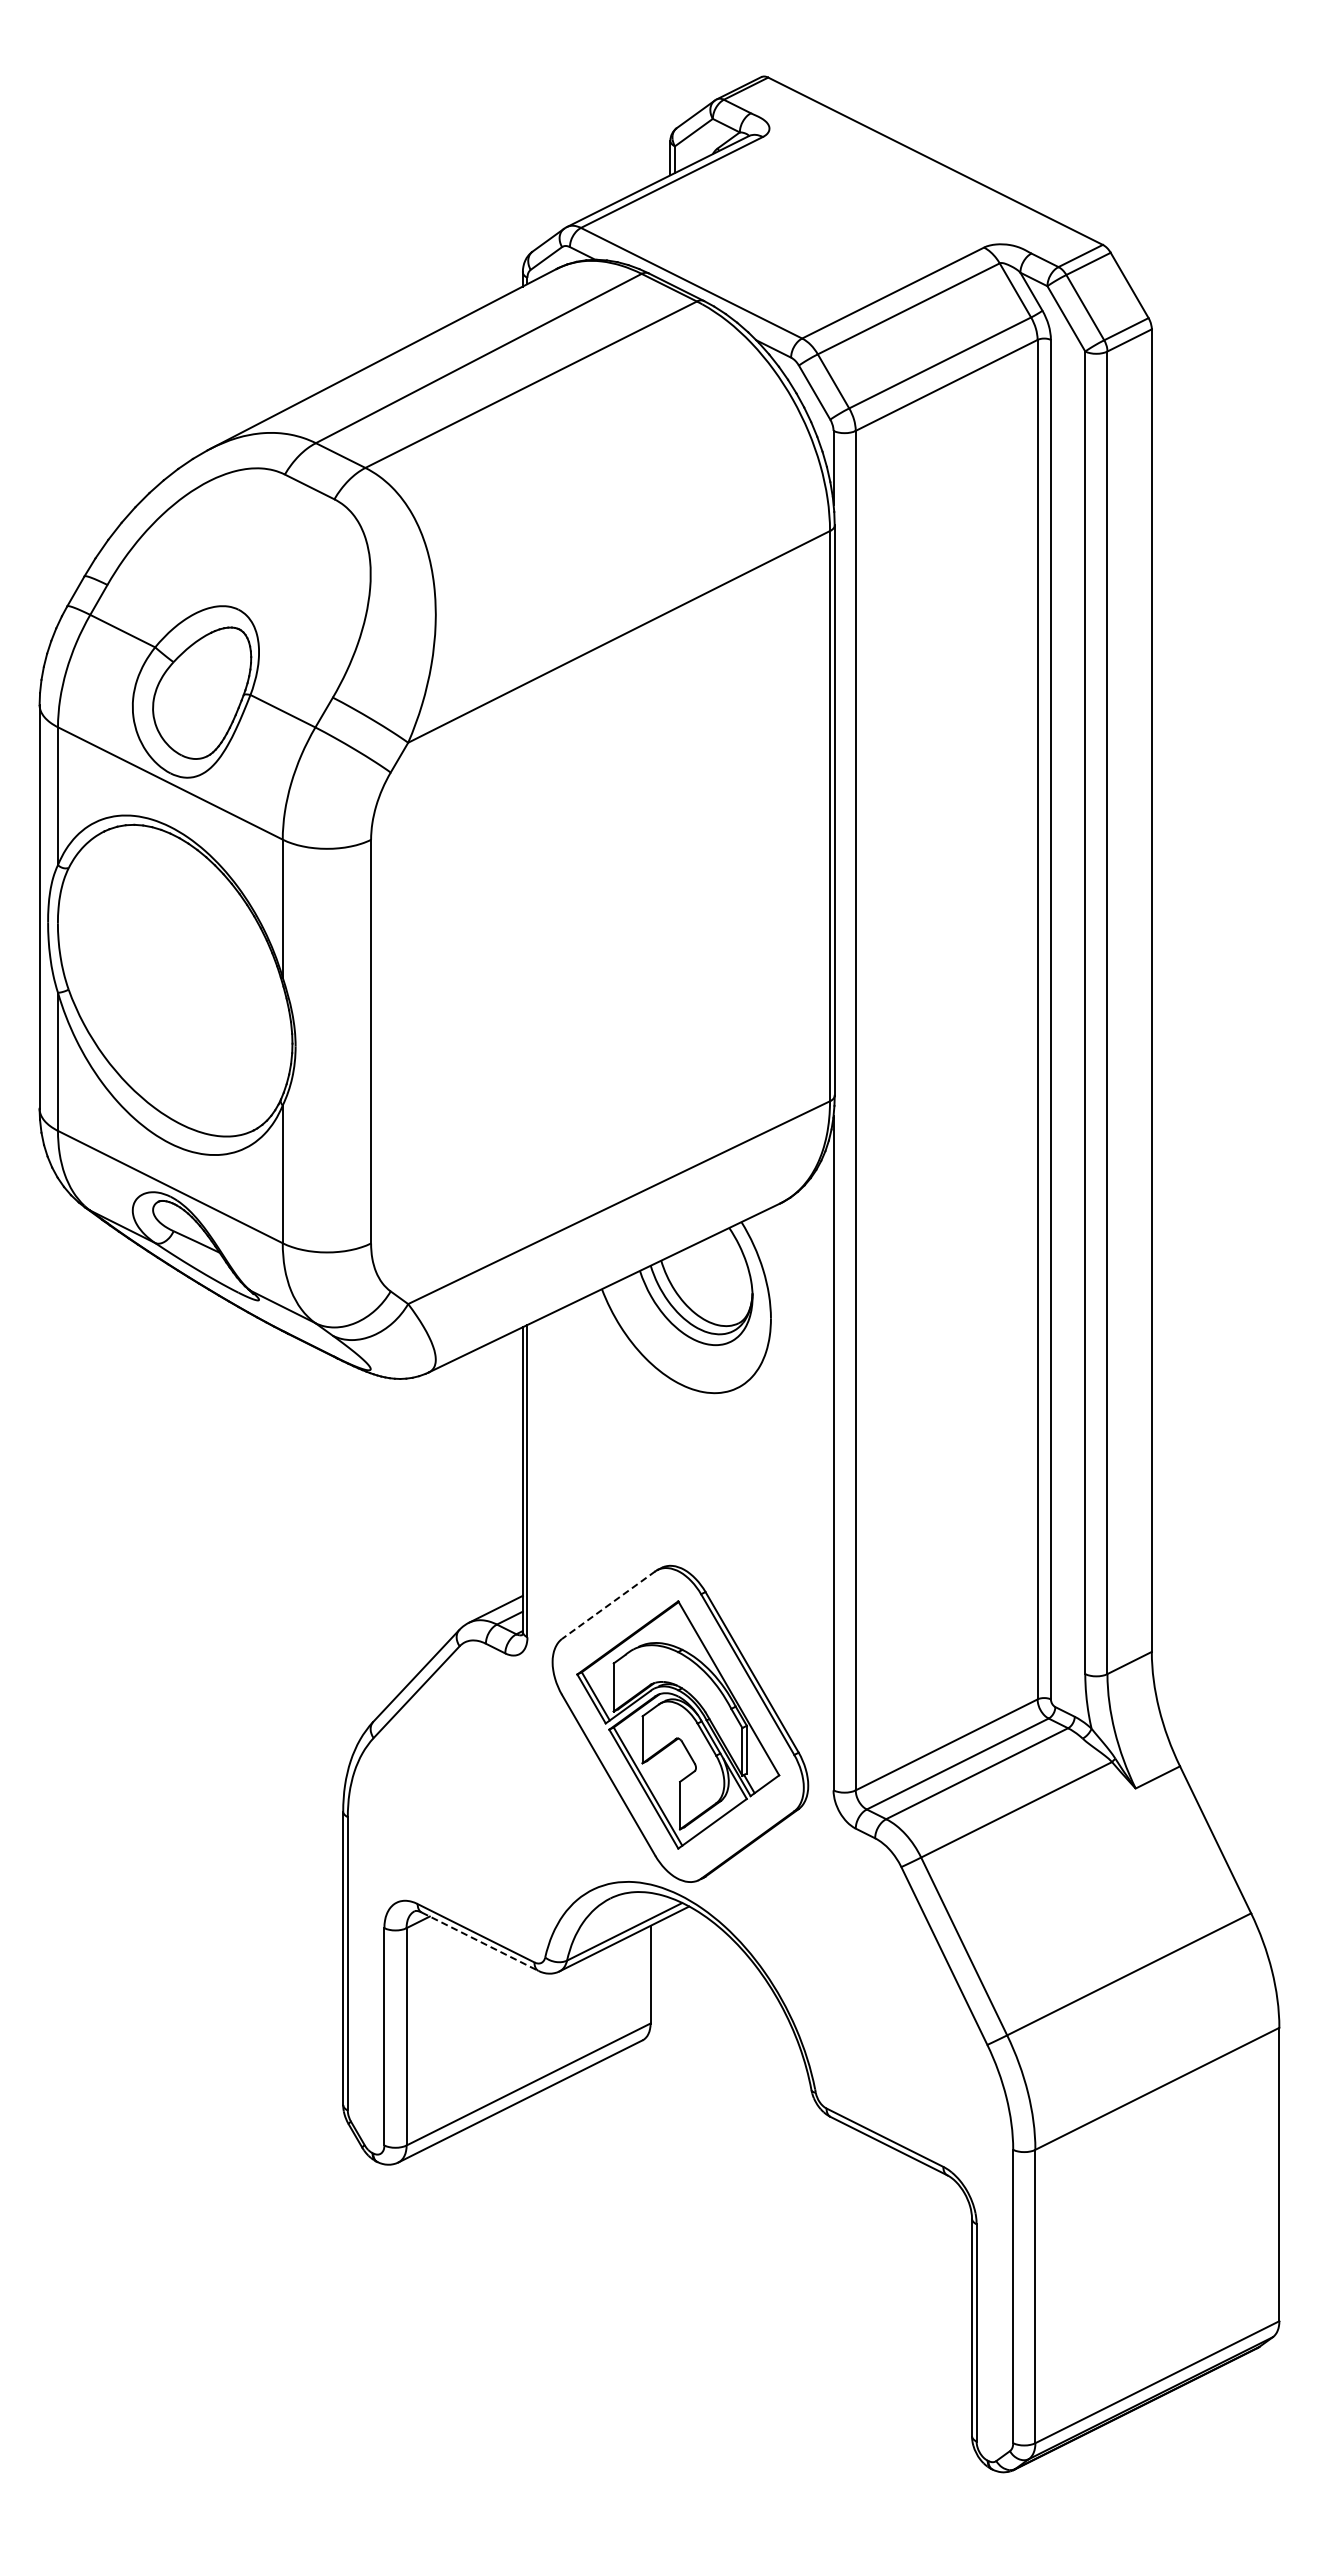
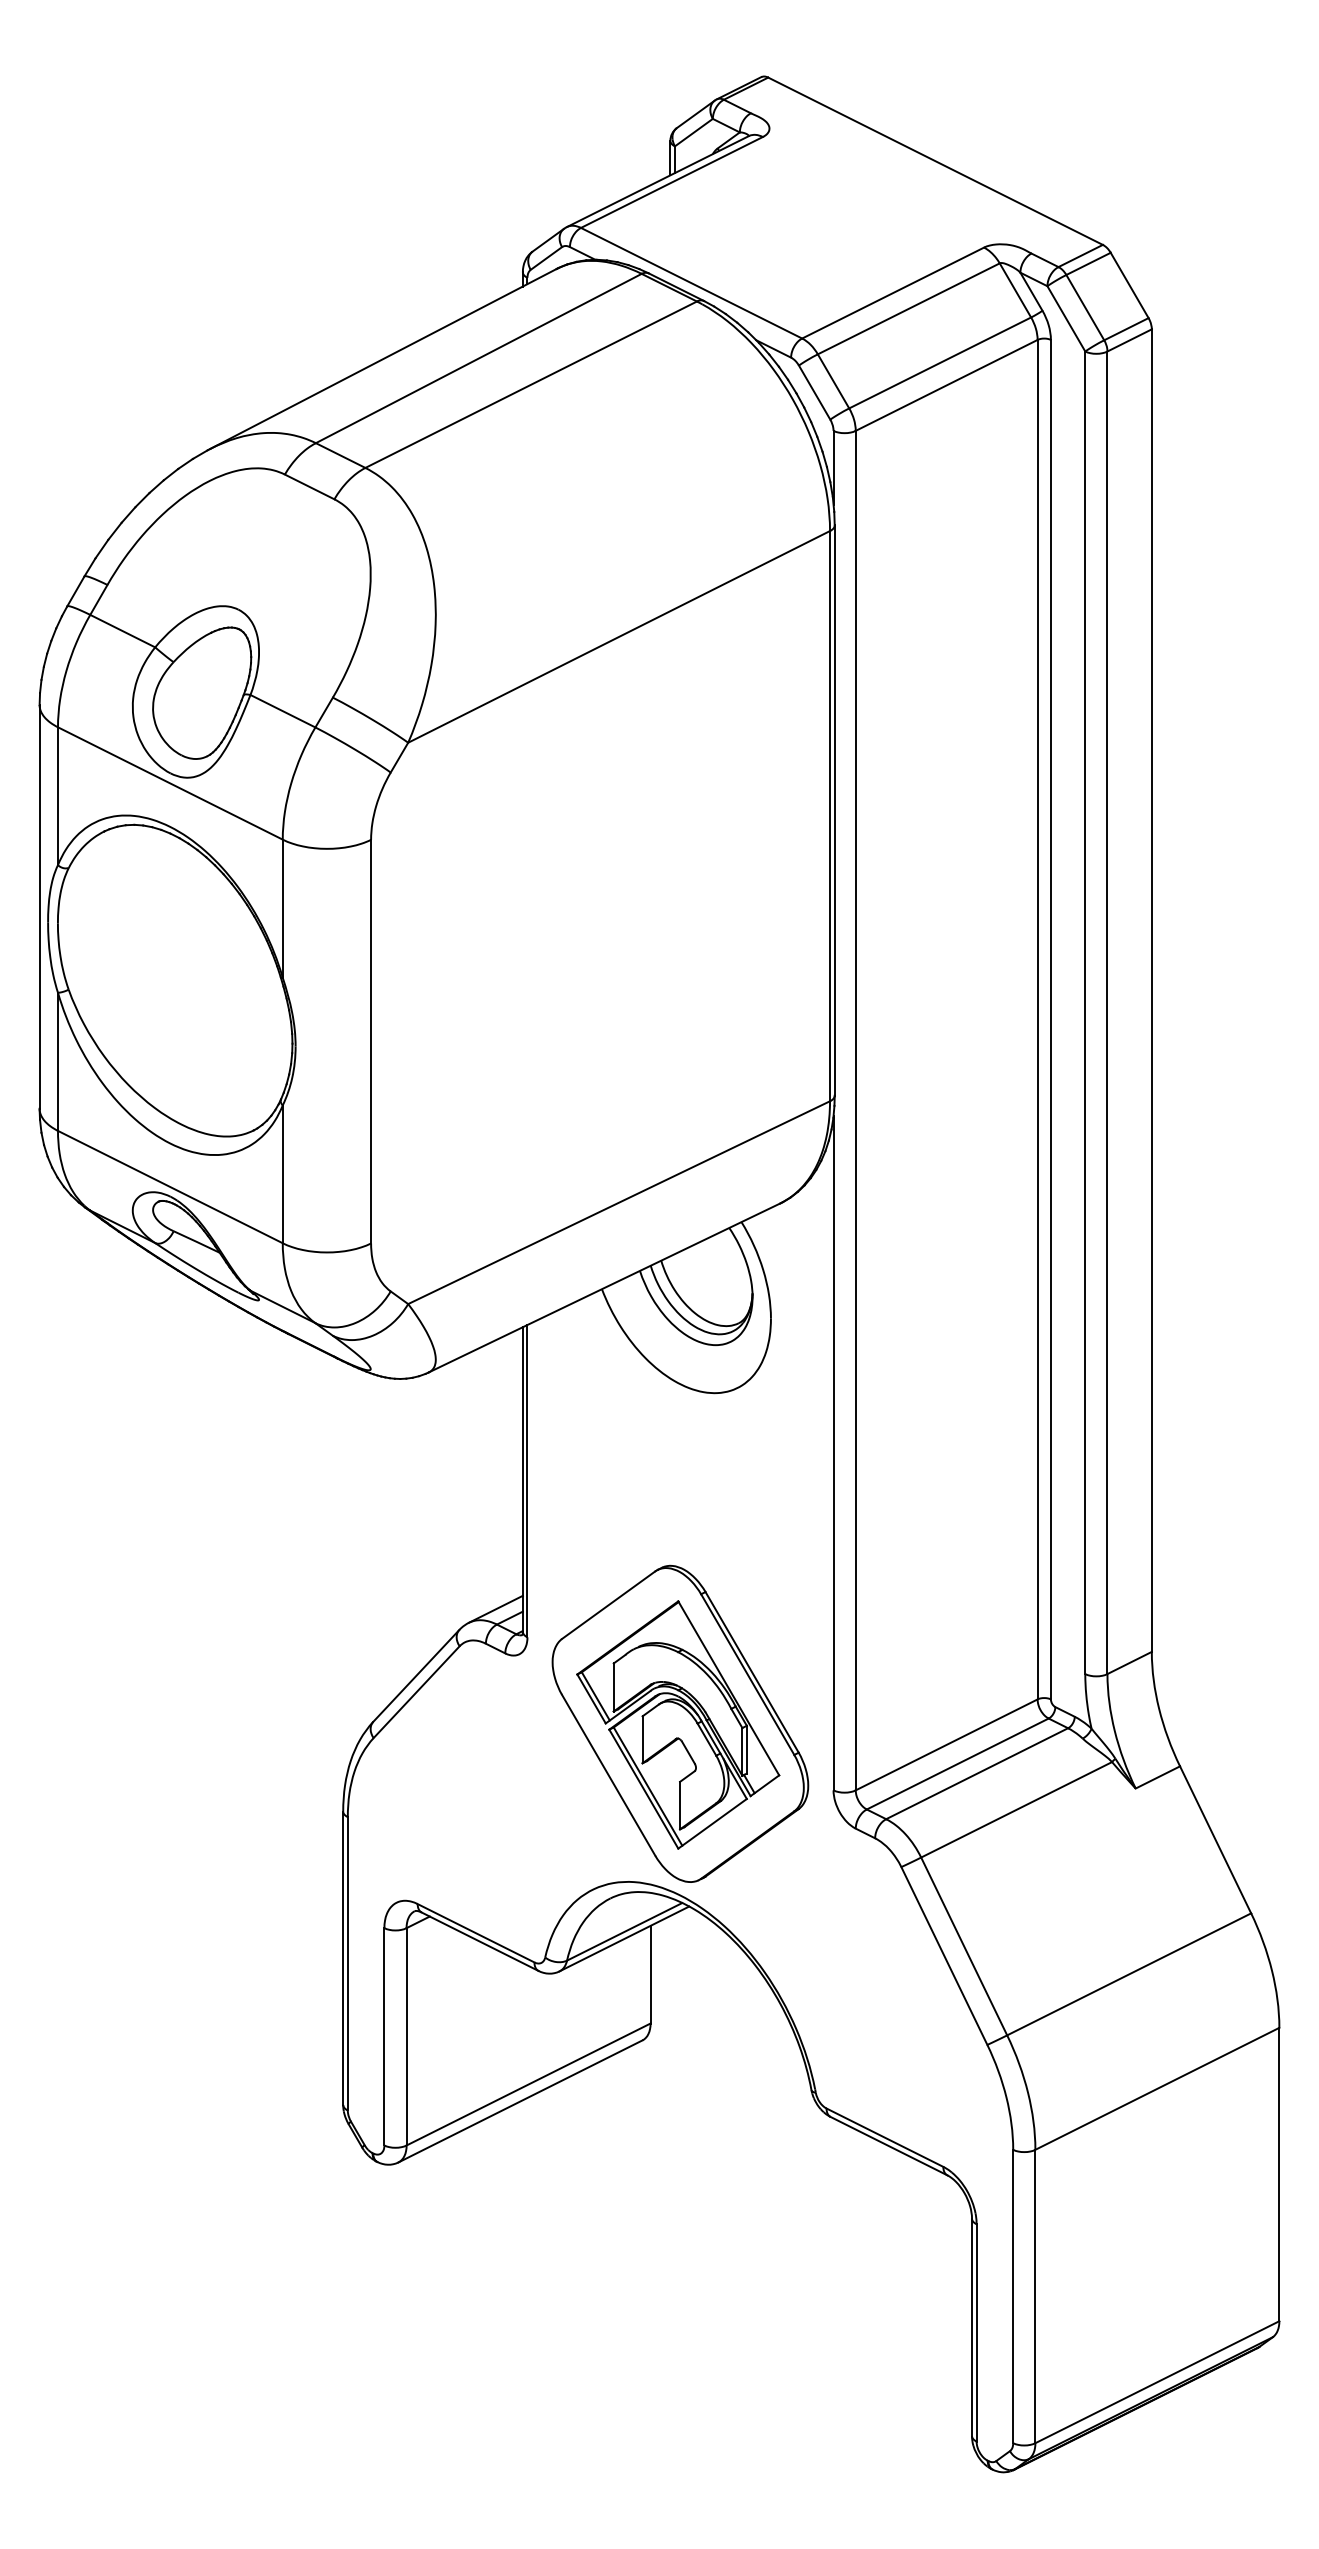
line: dashed -> solid (608, 1605)
line: dashed -> solid (480, 1941)
